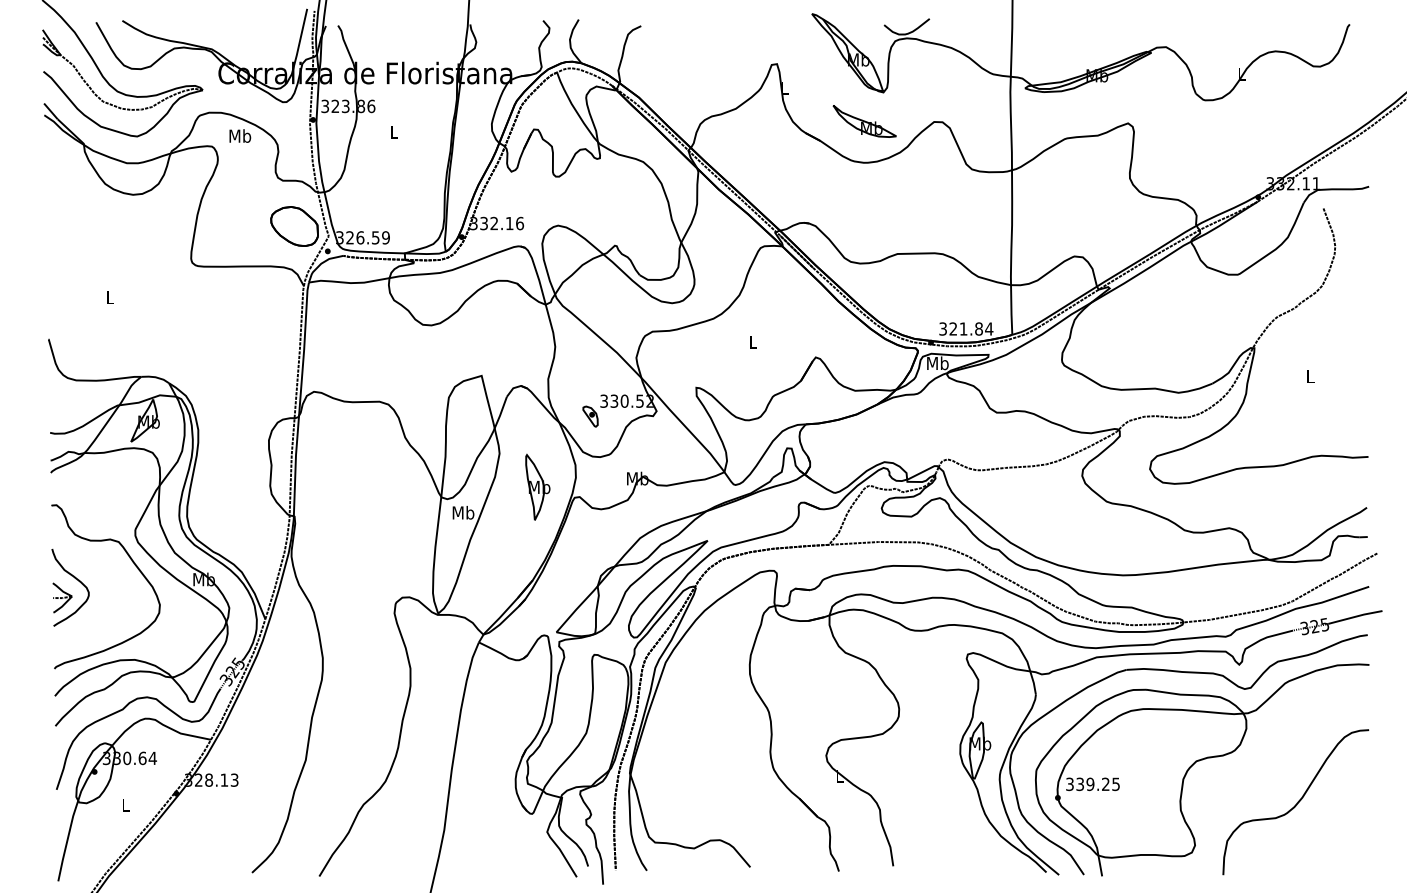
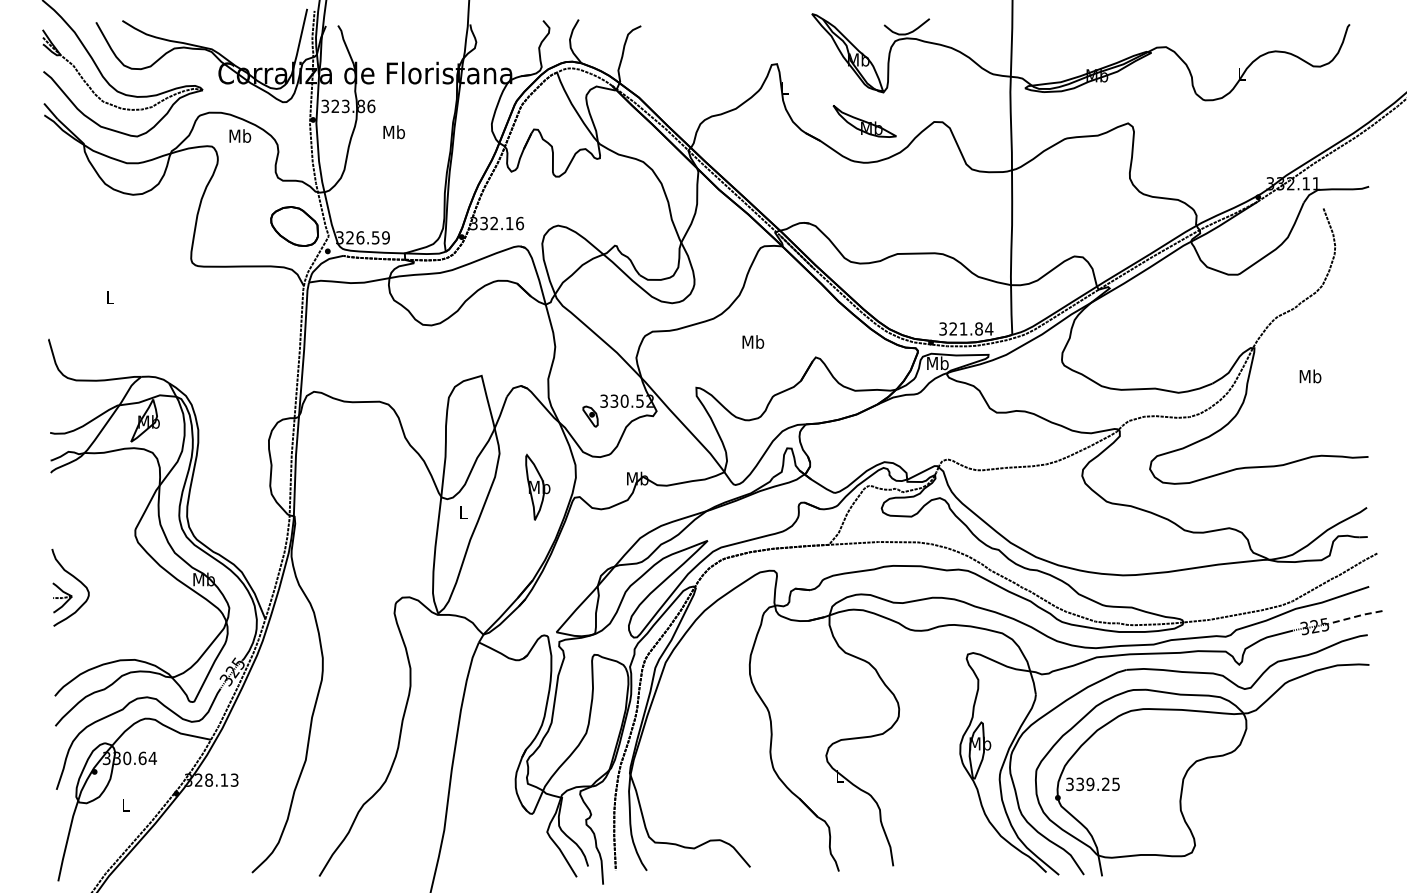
text: L -> Mb (393, 132)
text: L -> Mb (753, 341)
text: L -> Mb (1310, 376)
text: Mb -> L (463, 512)
curve: present -> none (134, 565)
line: solid -> dashed (1355, 616)
curve: present -> none (1296, 803)
